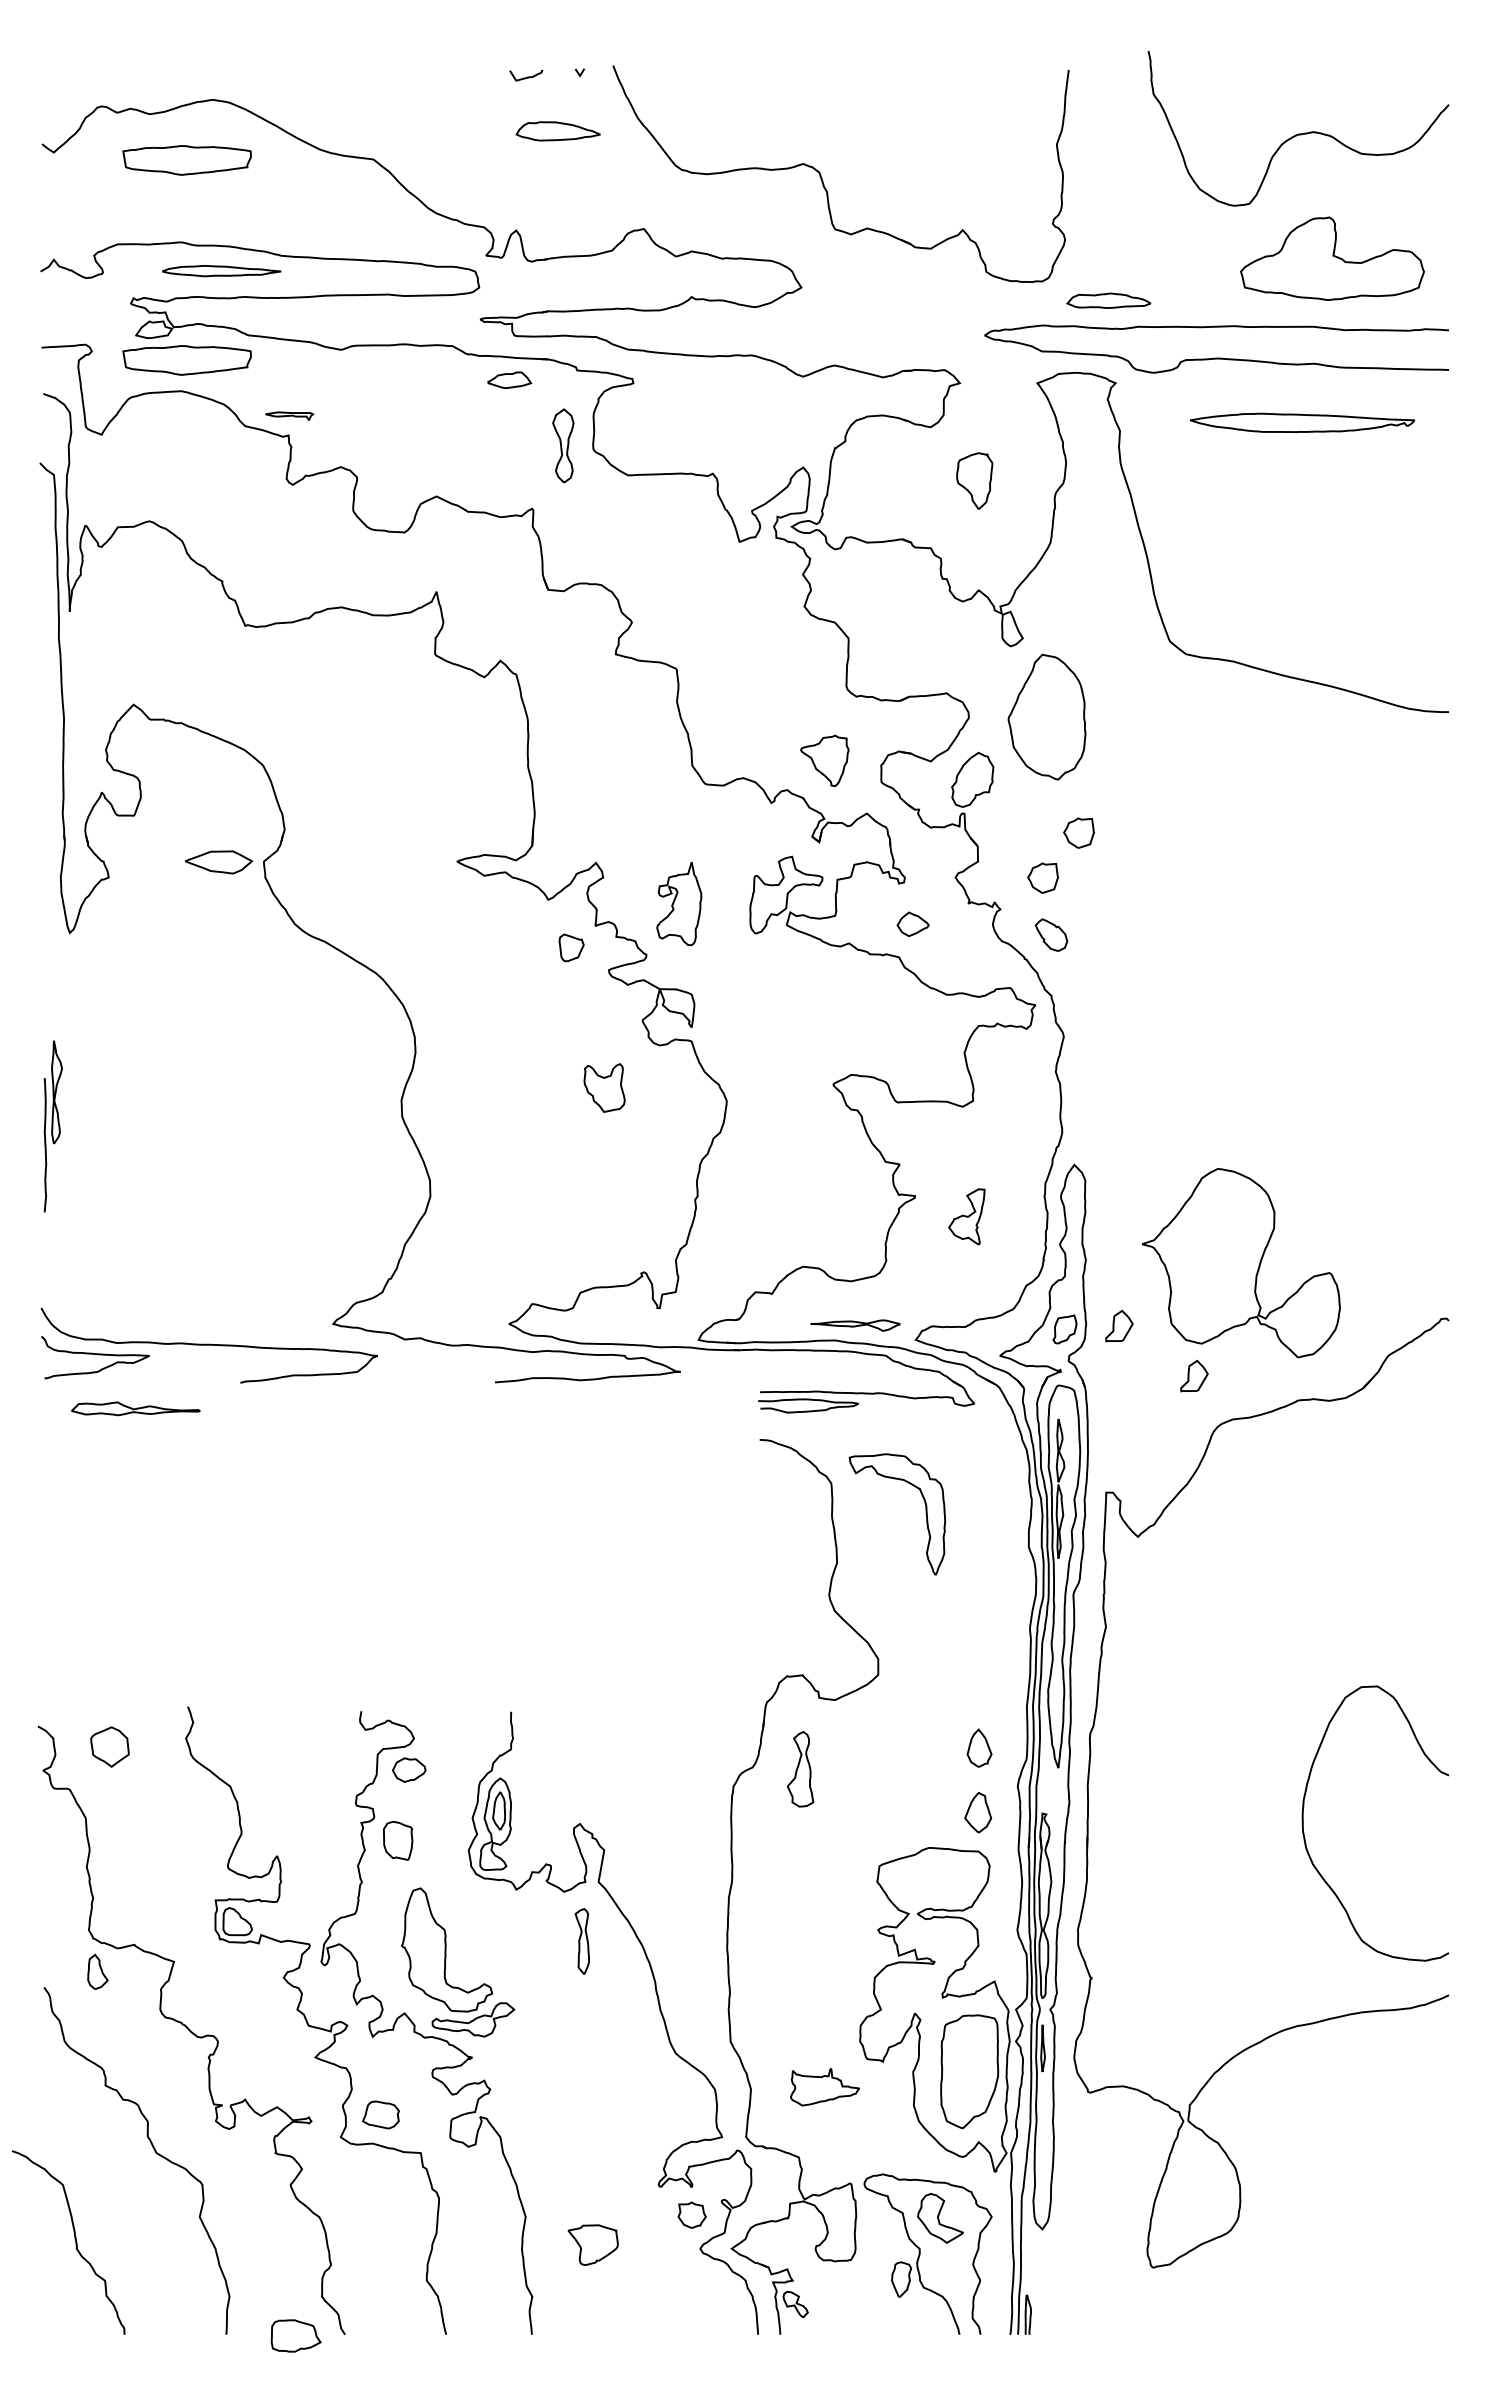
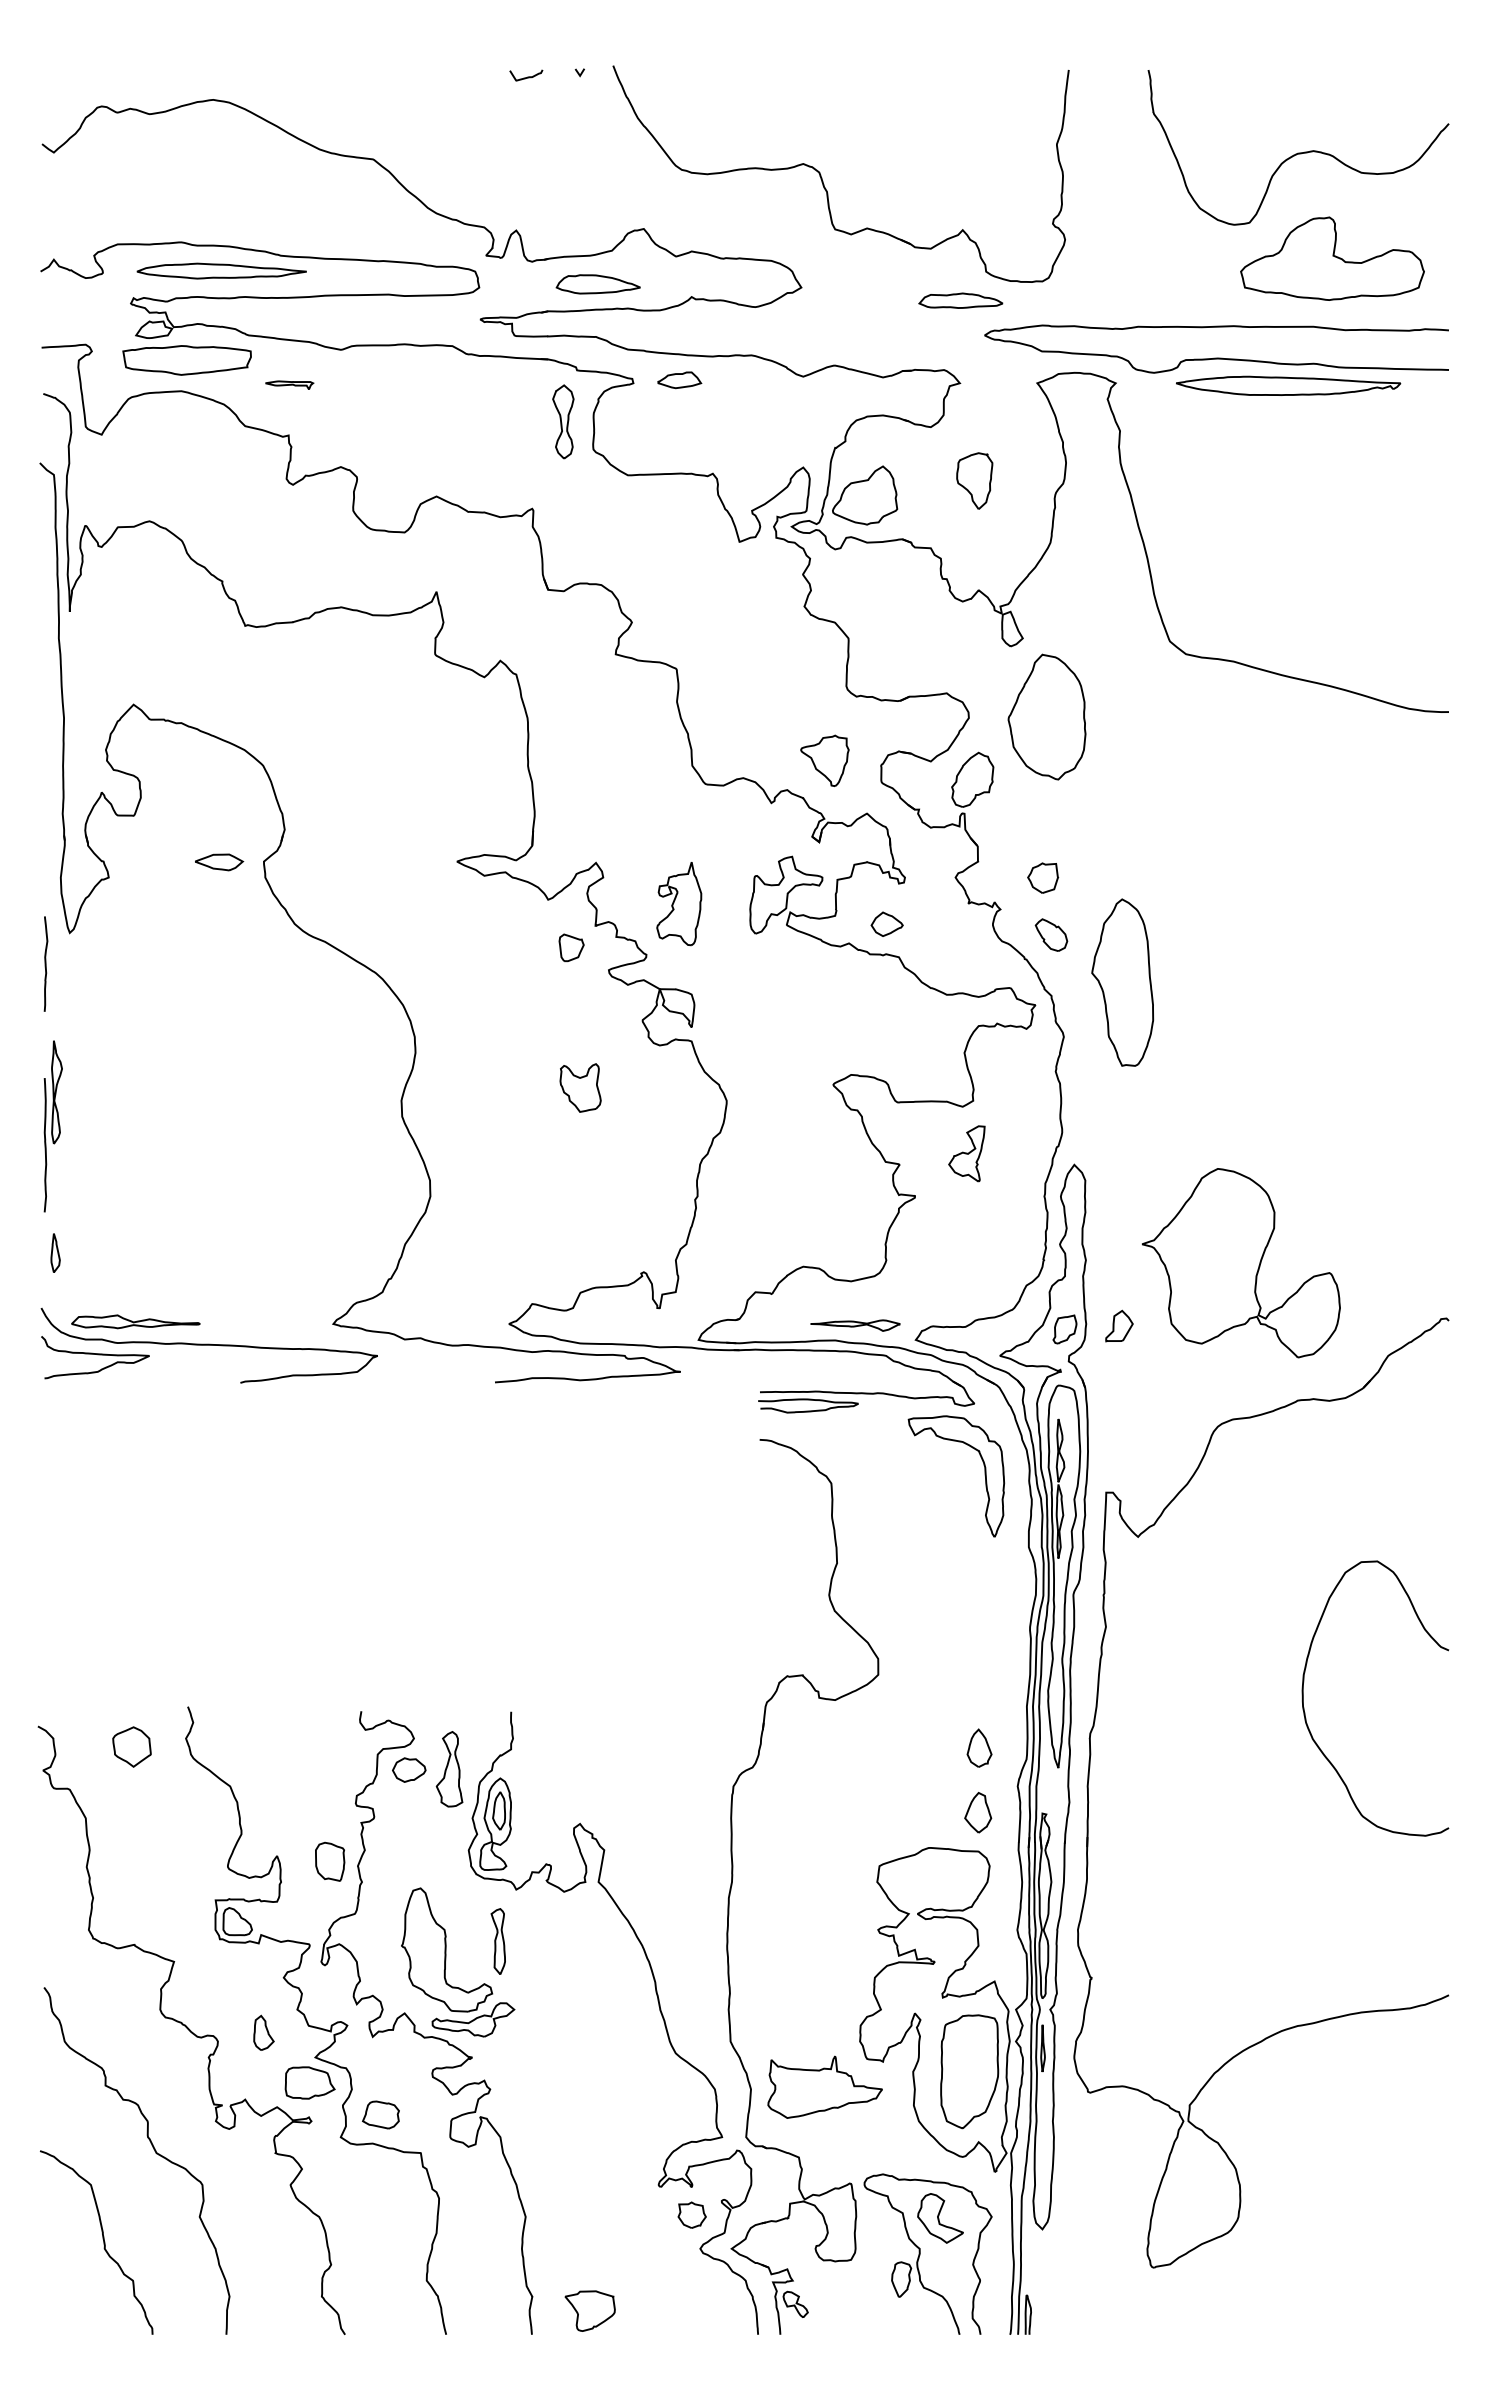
part position: (557, 131) -> (597, 284) (597, 284)
curve position: (1298, 133) -> (1298, 152) (1298, 152)
part: present -> none (186, 160)
part size: 120x13 px -> 171x18 px (221, 270)
part position: (1108, 300) -> (960, 300) (960, 300)
part position: (509, 380) -> (679, 380) (679, 380)
part position: (289, 415) -> (289, 384) (289, 384)
part position: (1302, 422) -> (1288, 385) (1288, 385)
part position: (563, 445) -> (563, 421) (563, 421)
part: none -> present (865, 495)
part: present -> none (1079, 832)
part size: 69x25 px -> 50x19 px (219, 862)
part position: (912, 923) -> (886, 923) (886, 923)
curve: none -> present (45, 963)
part: none -> present (1122, 982)
part position: (604, 1087) -> (580, 1087) (580, 1087)
part position: (966, 1216) -> (966, 1153) (966, 1153)
part: none -> present (55, 1252)
part: present -> none (1194, 1375)
part position: (135, 1408) -> (135, 1321) (135, 1321)
part position: (925, 1513) -> (984, 1475) (984, 1475)
part position: (109, 1746) -> (131, 1746) (131, 1746)
part position: (800, 1769) -> (449, 1769) (449, 1769)
curve position: (1305, 1837) -> (1305, 1712) (1305, 1712)
part position: (398, 1840) -> (330, 1861) (330, 1861)
part position: (581, 1941) -> (497, 1941) (497, 1941)
part position: (97, 1971) -> (263, 2032) (263, 2032)
part size: 70x39 px -> 116x64 px (824, 2086)
curve position: (74, 2239) -> (102, 2239) (102, 2239)
part position: (592, 2244) -> (589, 2310) (589, 2310)
part position: (295, 2335) -> (309, 2082) (309, 2082)
